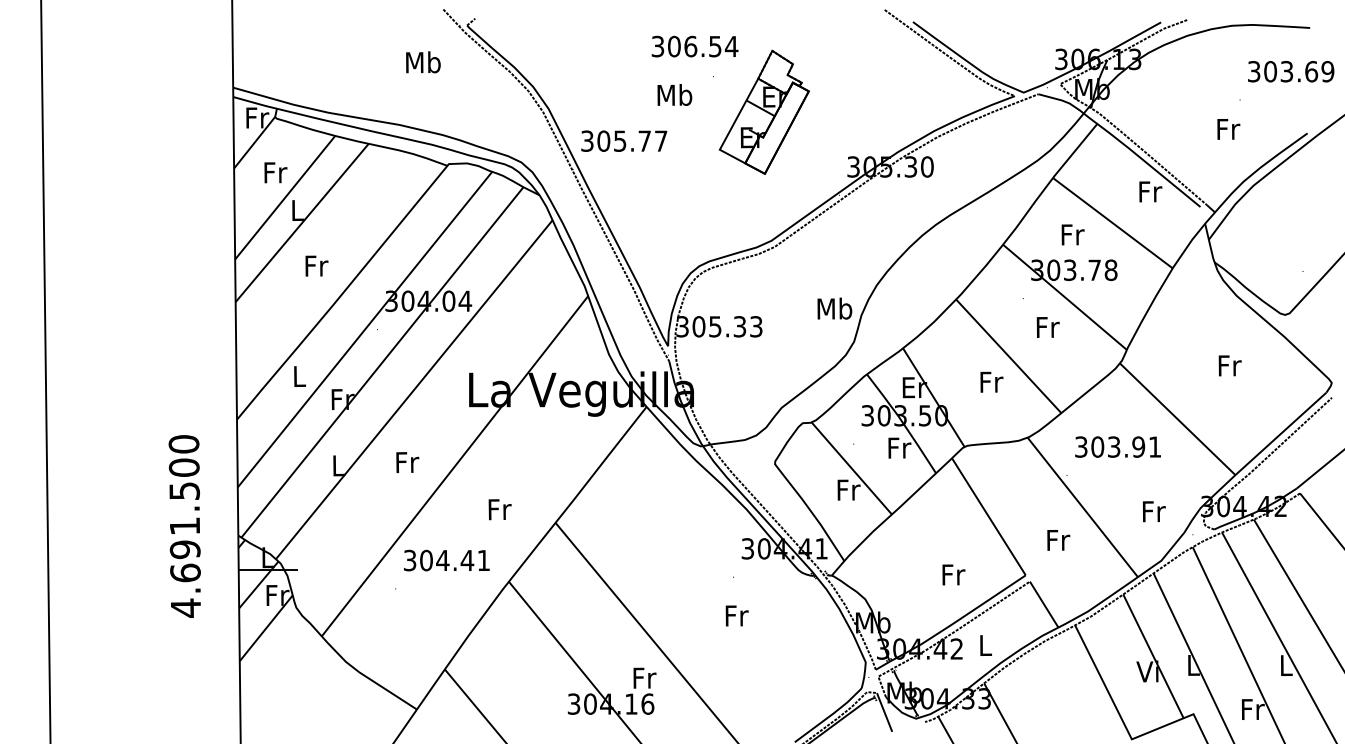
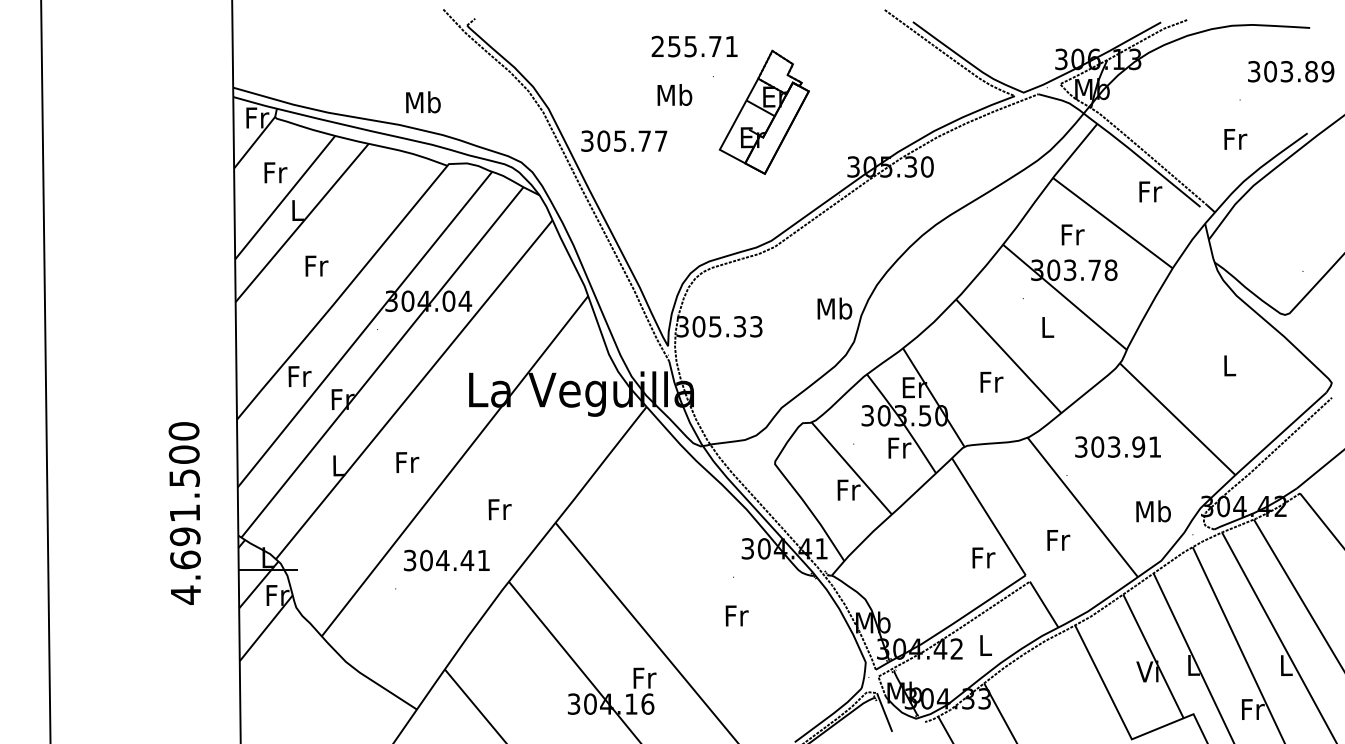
text: 306.54 -> 255.71 (694, 46)
text position: (423, 62) -> (423, 102) (423, 102)
text: 303.69 -> 303.89 (1311, 71)
text position: (1228, 129) -> (1235, 139) (1235, 139)
text: Fr -> L (1047, 327)
text: Fr -> L (1229, 365)
text: L -> Fr (299, 376)
text: Fr -> Mb (1153, 511)
text position: (184, 526) -> (184, 513) (184, 513)
text position: (953, 574) -> (983, 557) (983, 557)
